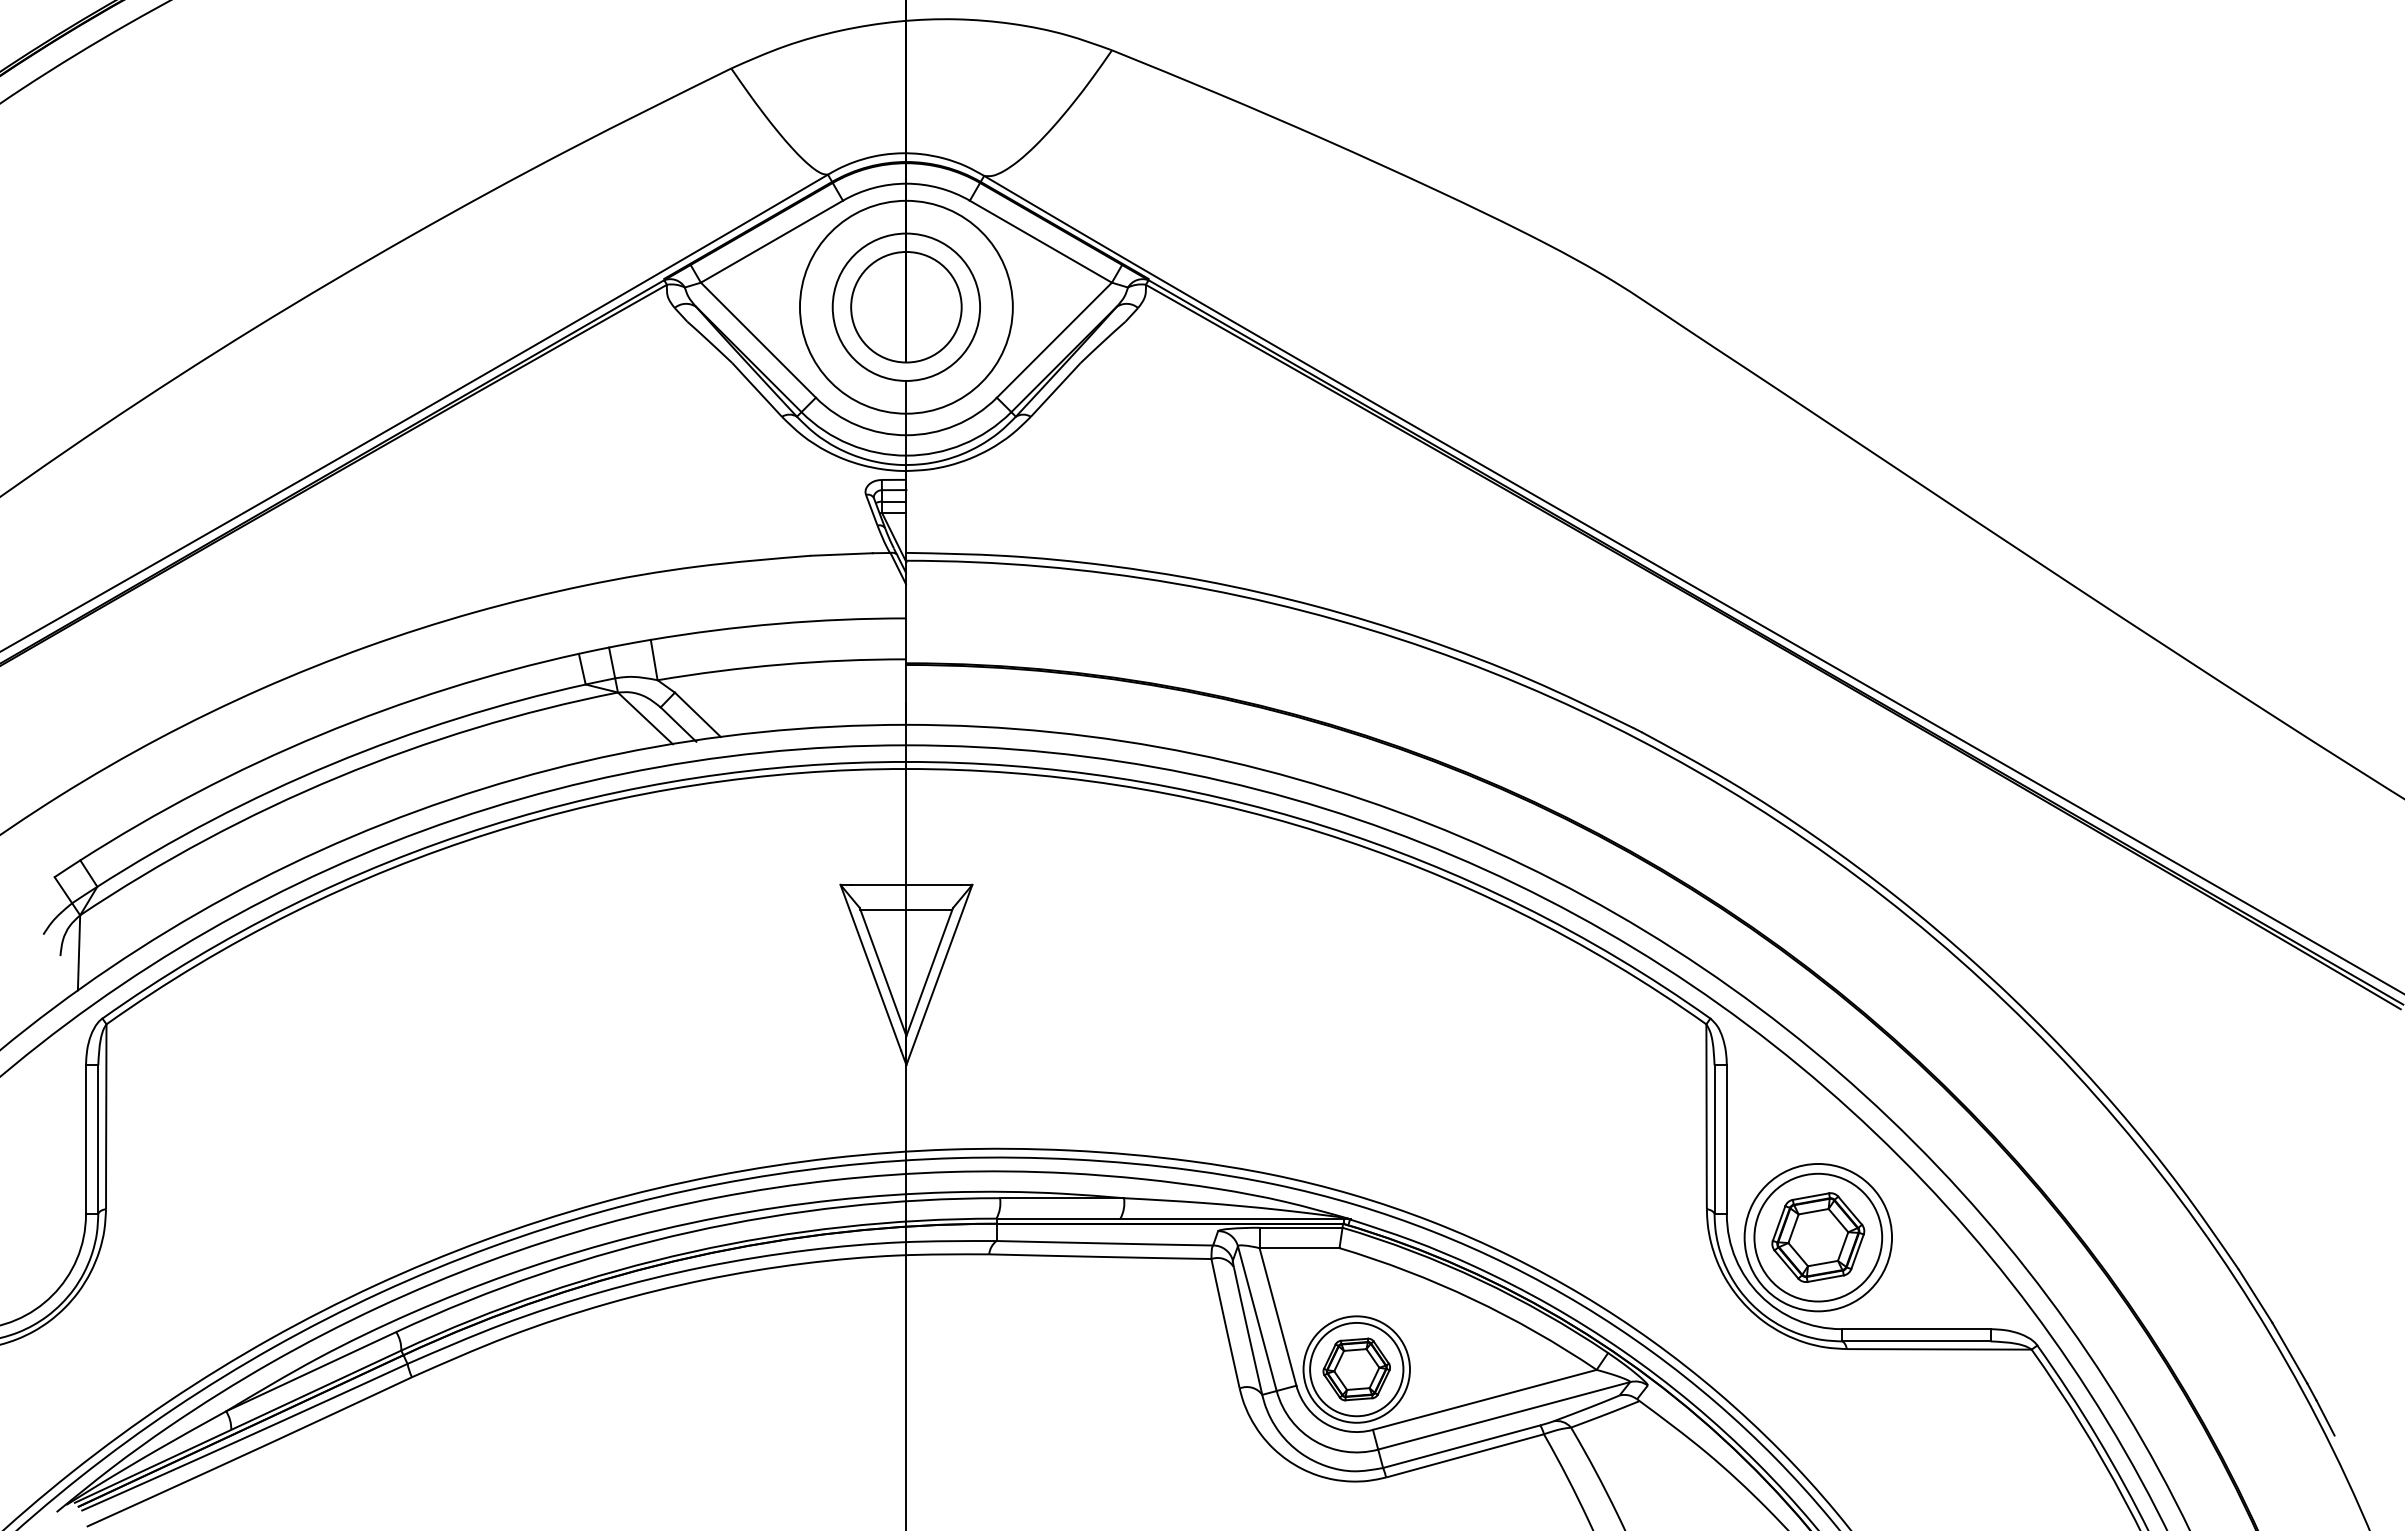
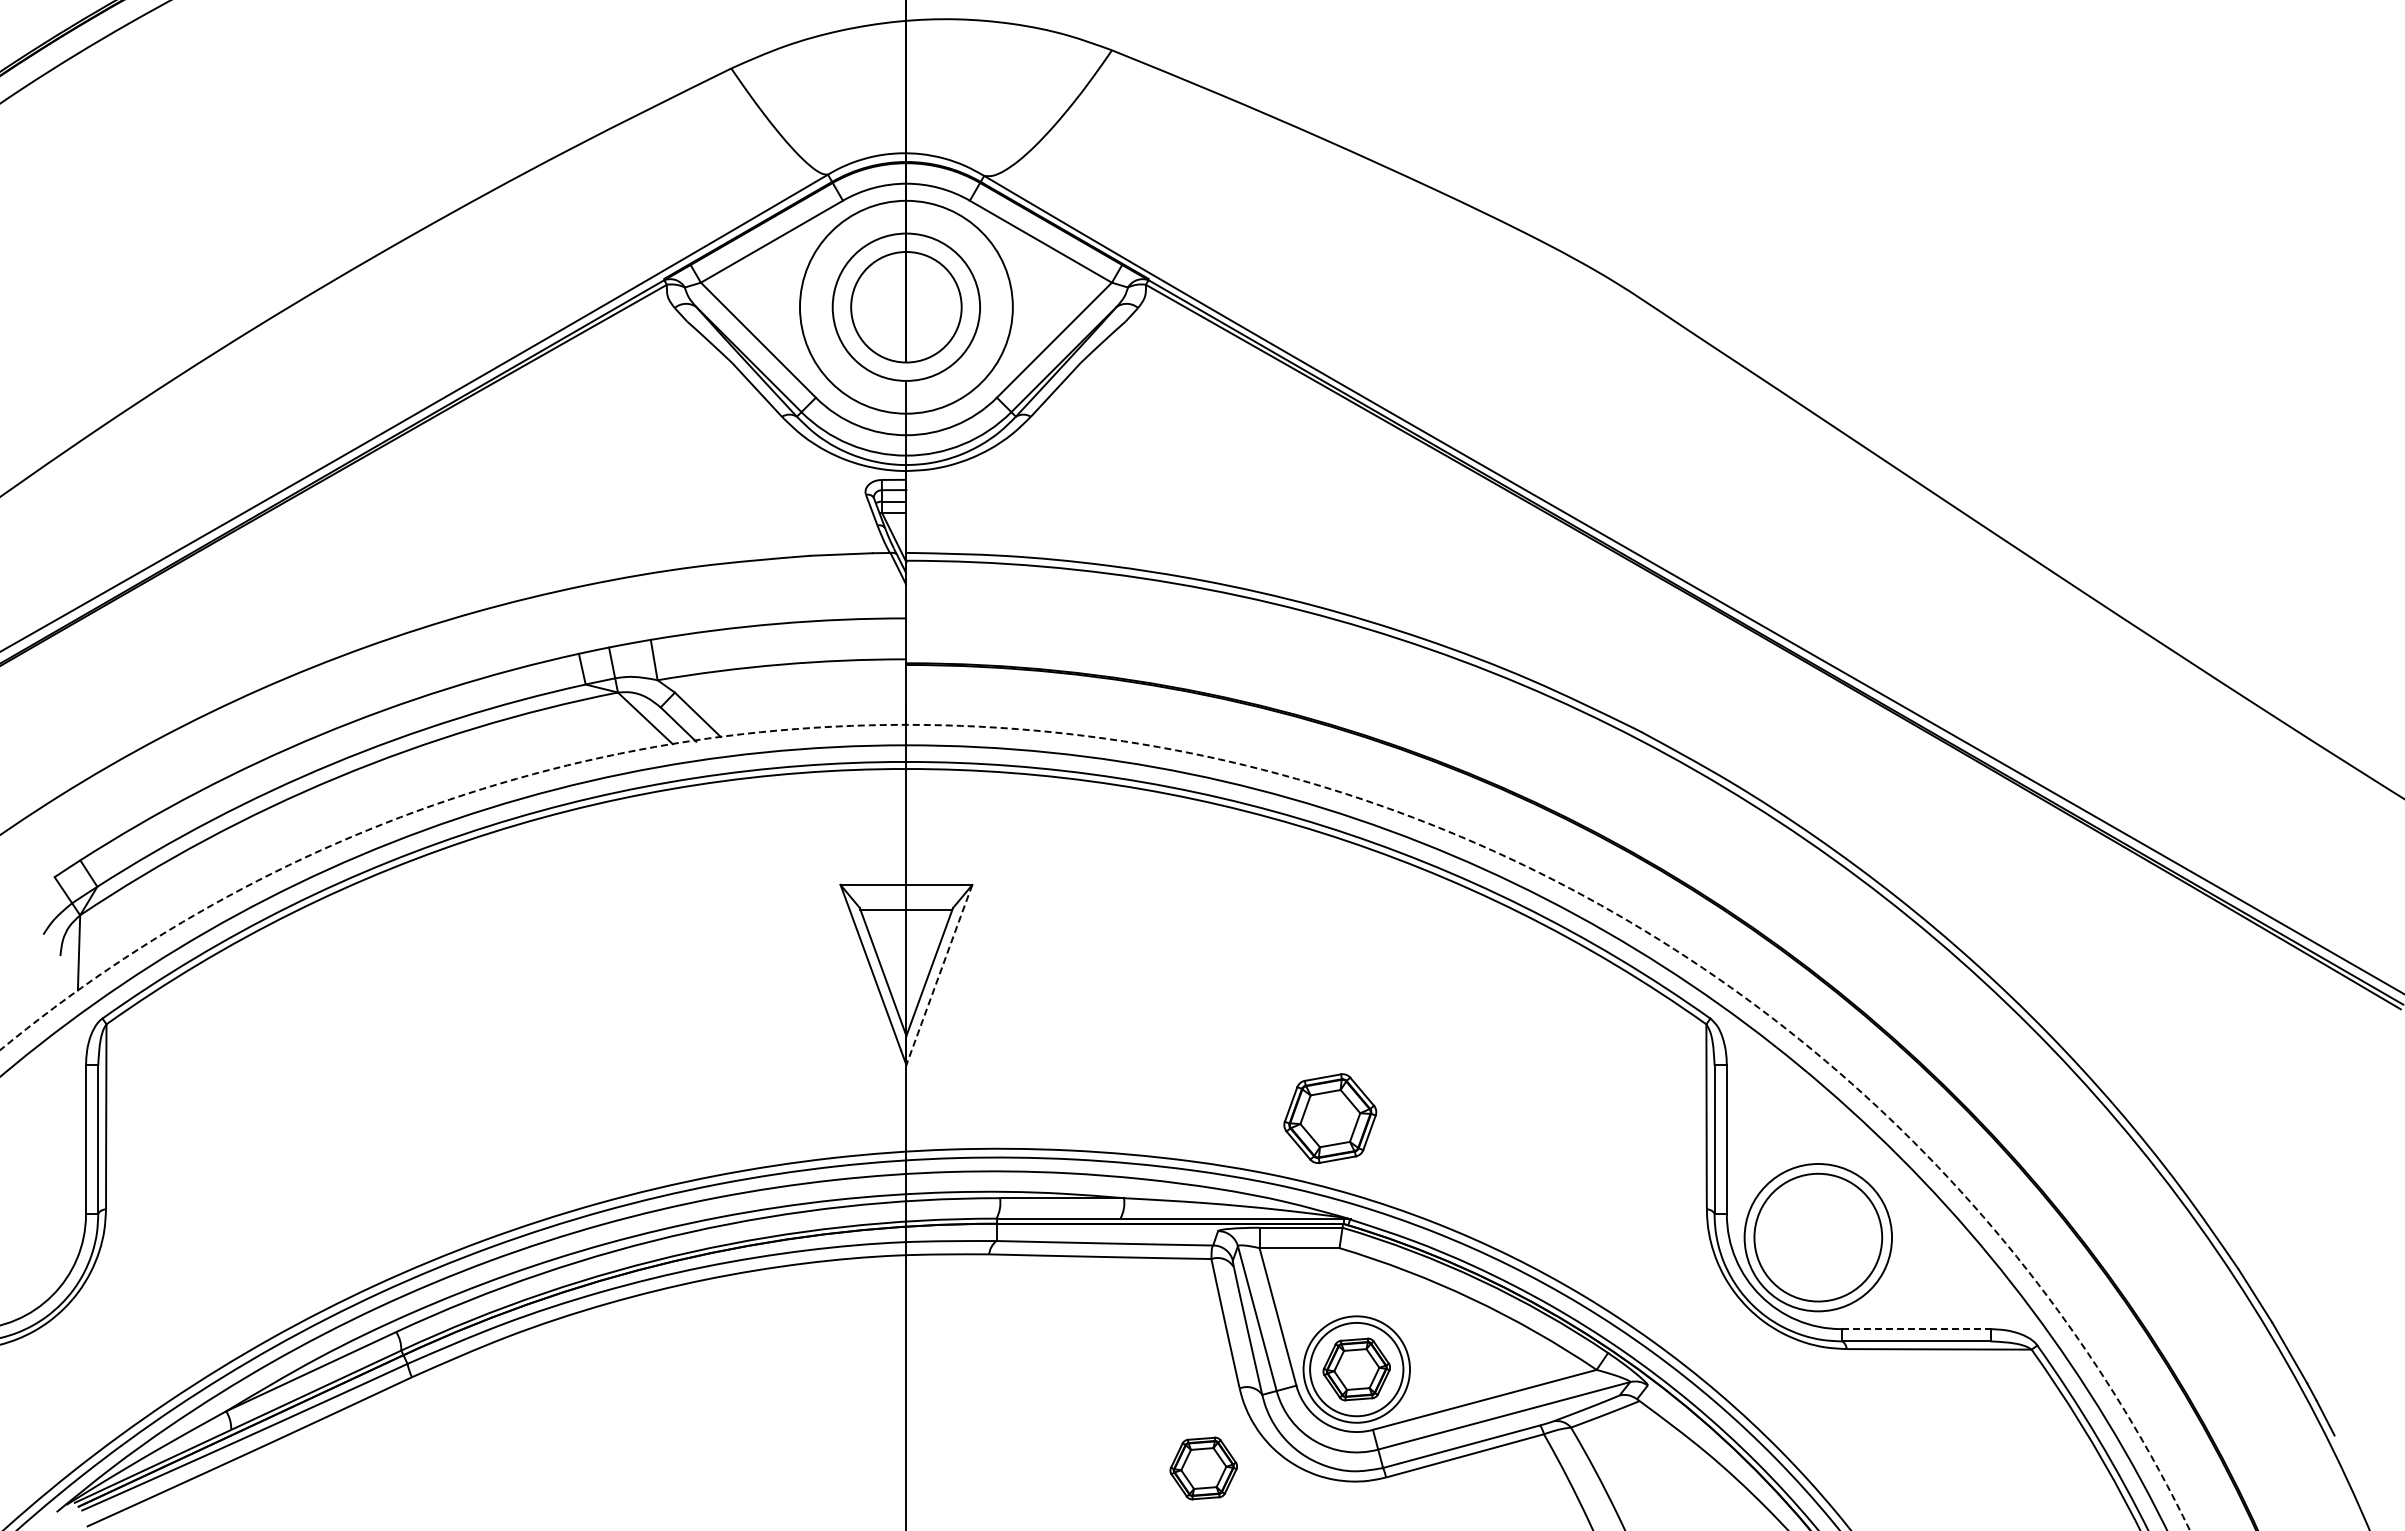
line: solid -> dashed (939, 974)
circle: solid -> dashed (1094, 1127)
part position: (1818, 1237) -> (1330, 1118) (1330, 1118)
line: solid -> dashed (1916, 1329)
part: none -> present (1203, 1468)
